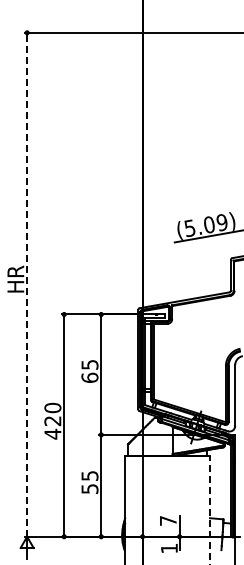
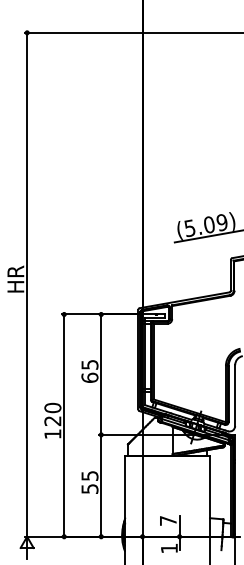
line: dashed -> solid (27, 284)
text: 420 -> 120 (52, 433)
line: dashed -> solid (209, 510)
